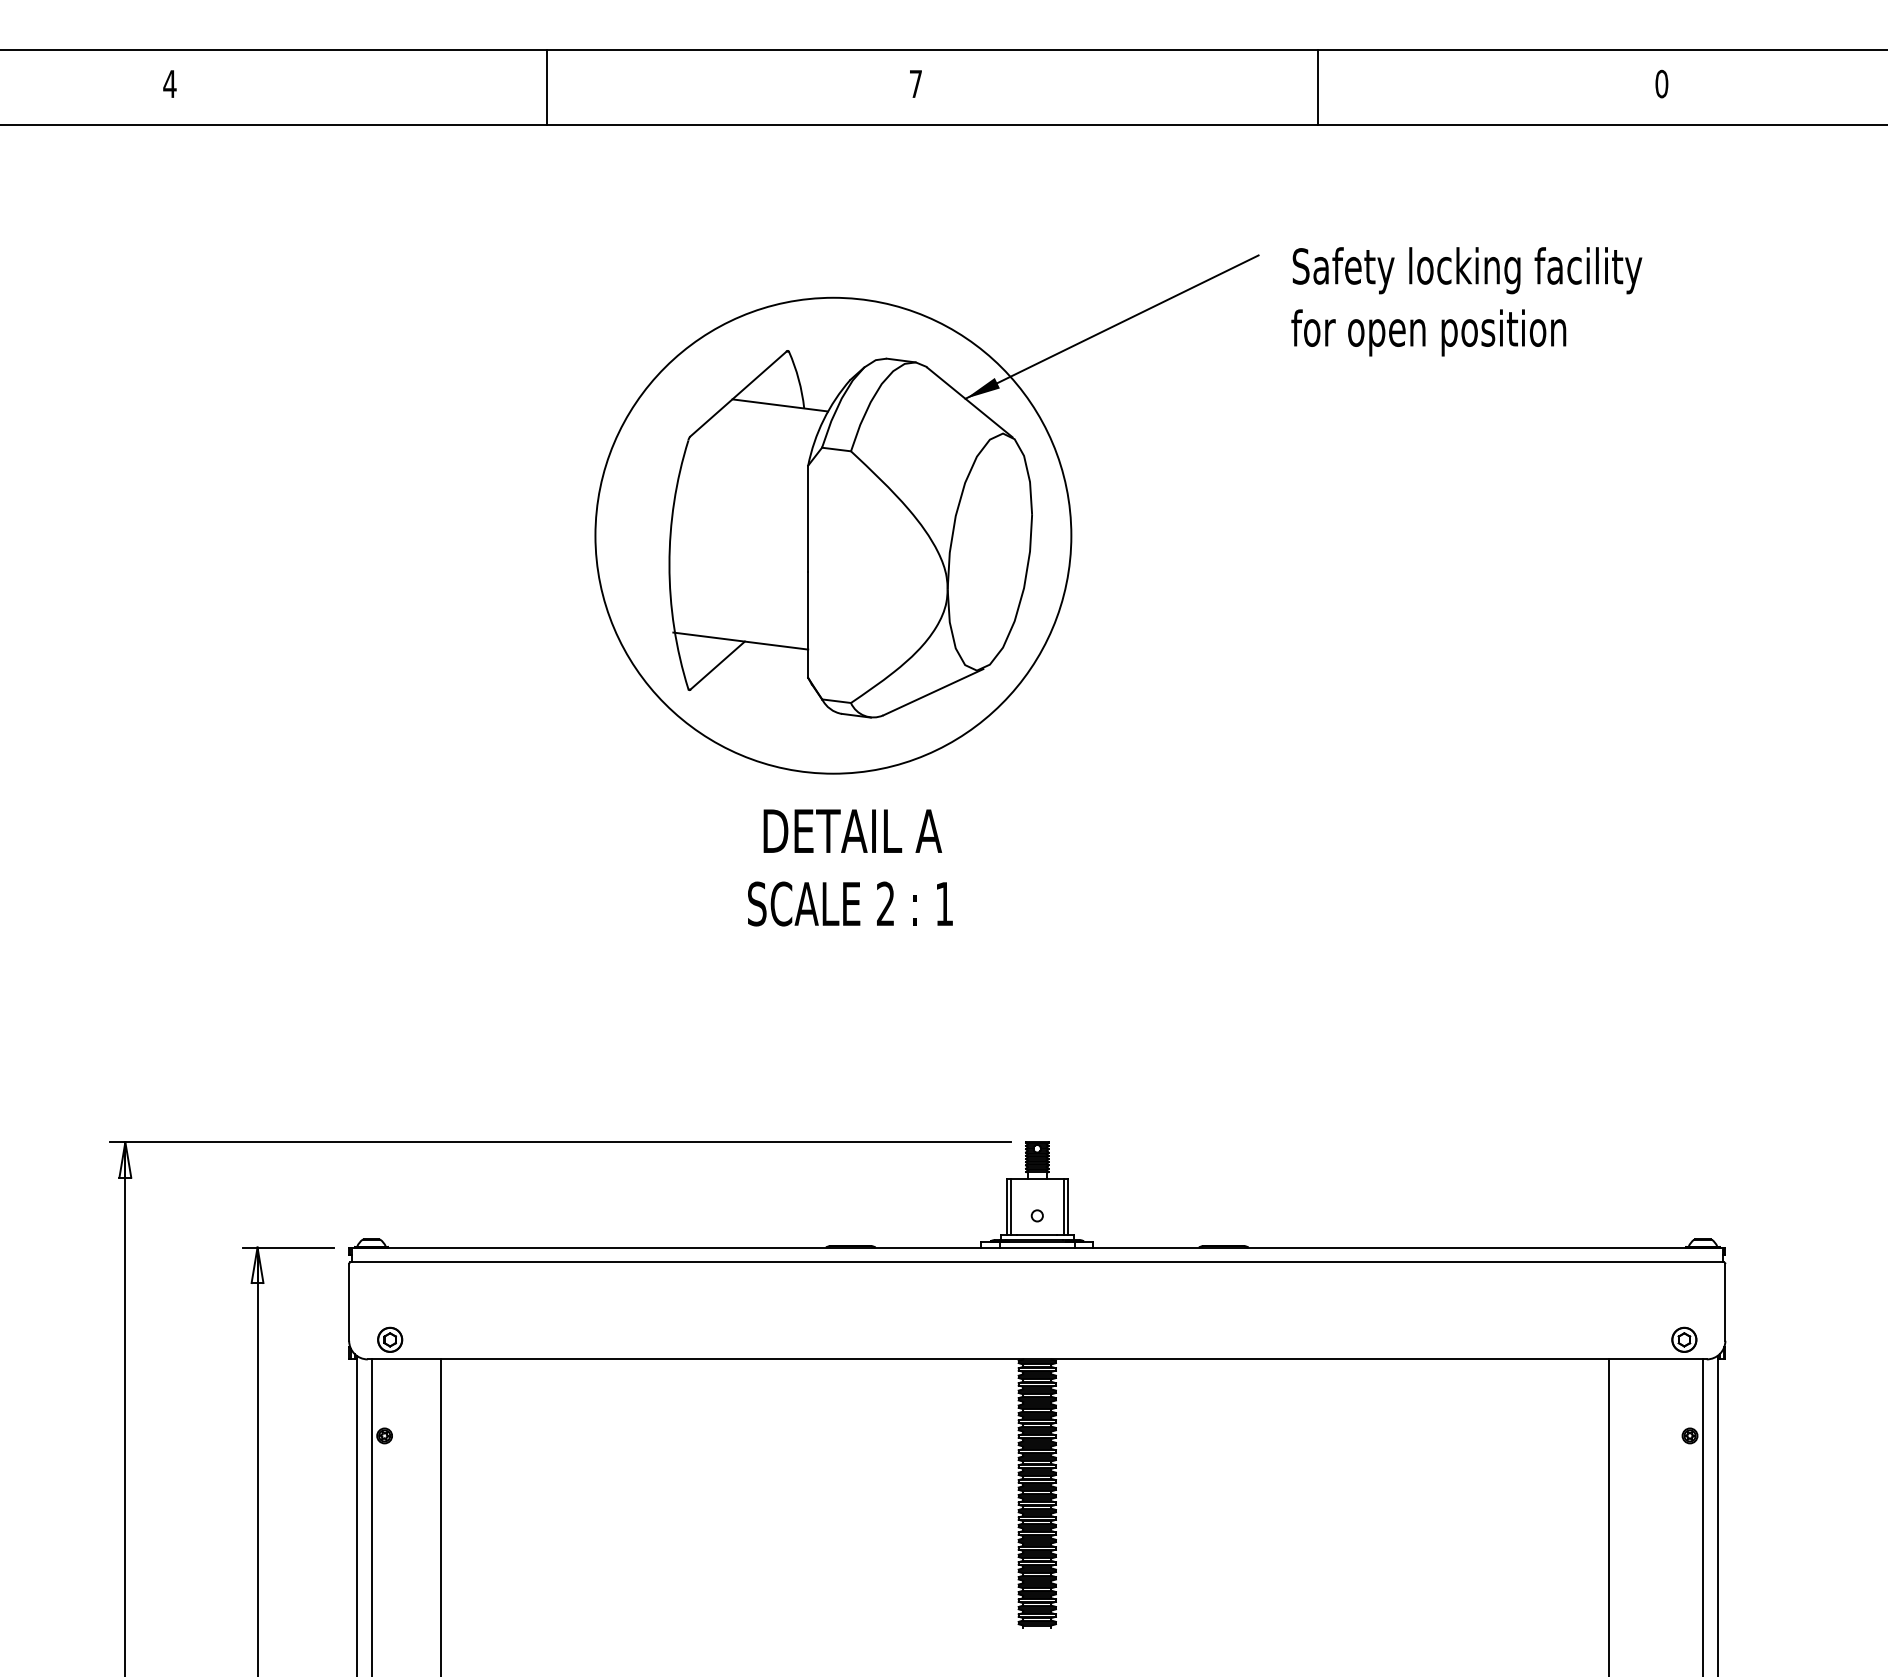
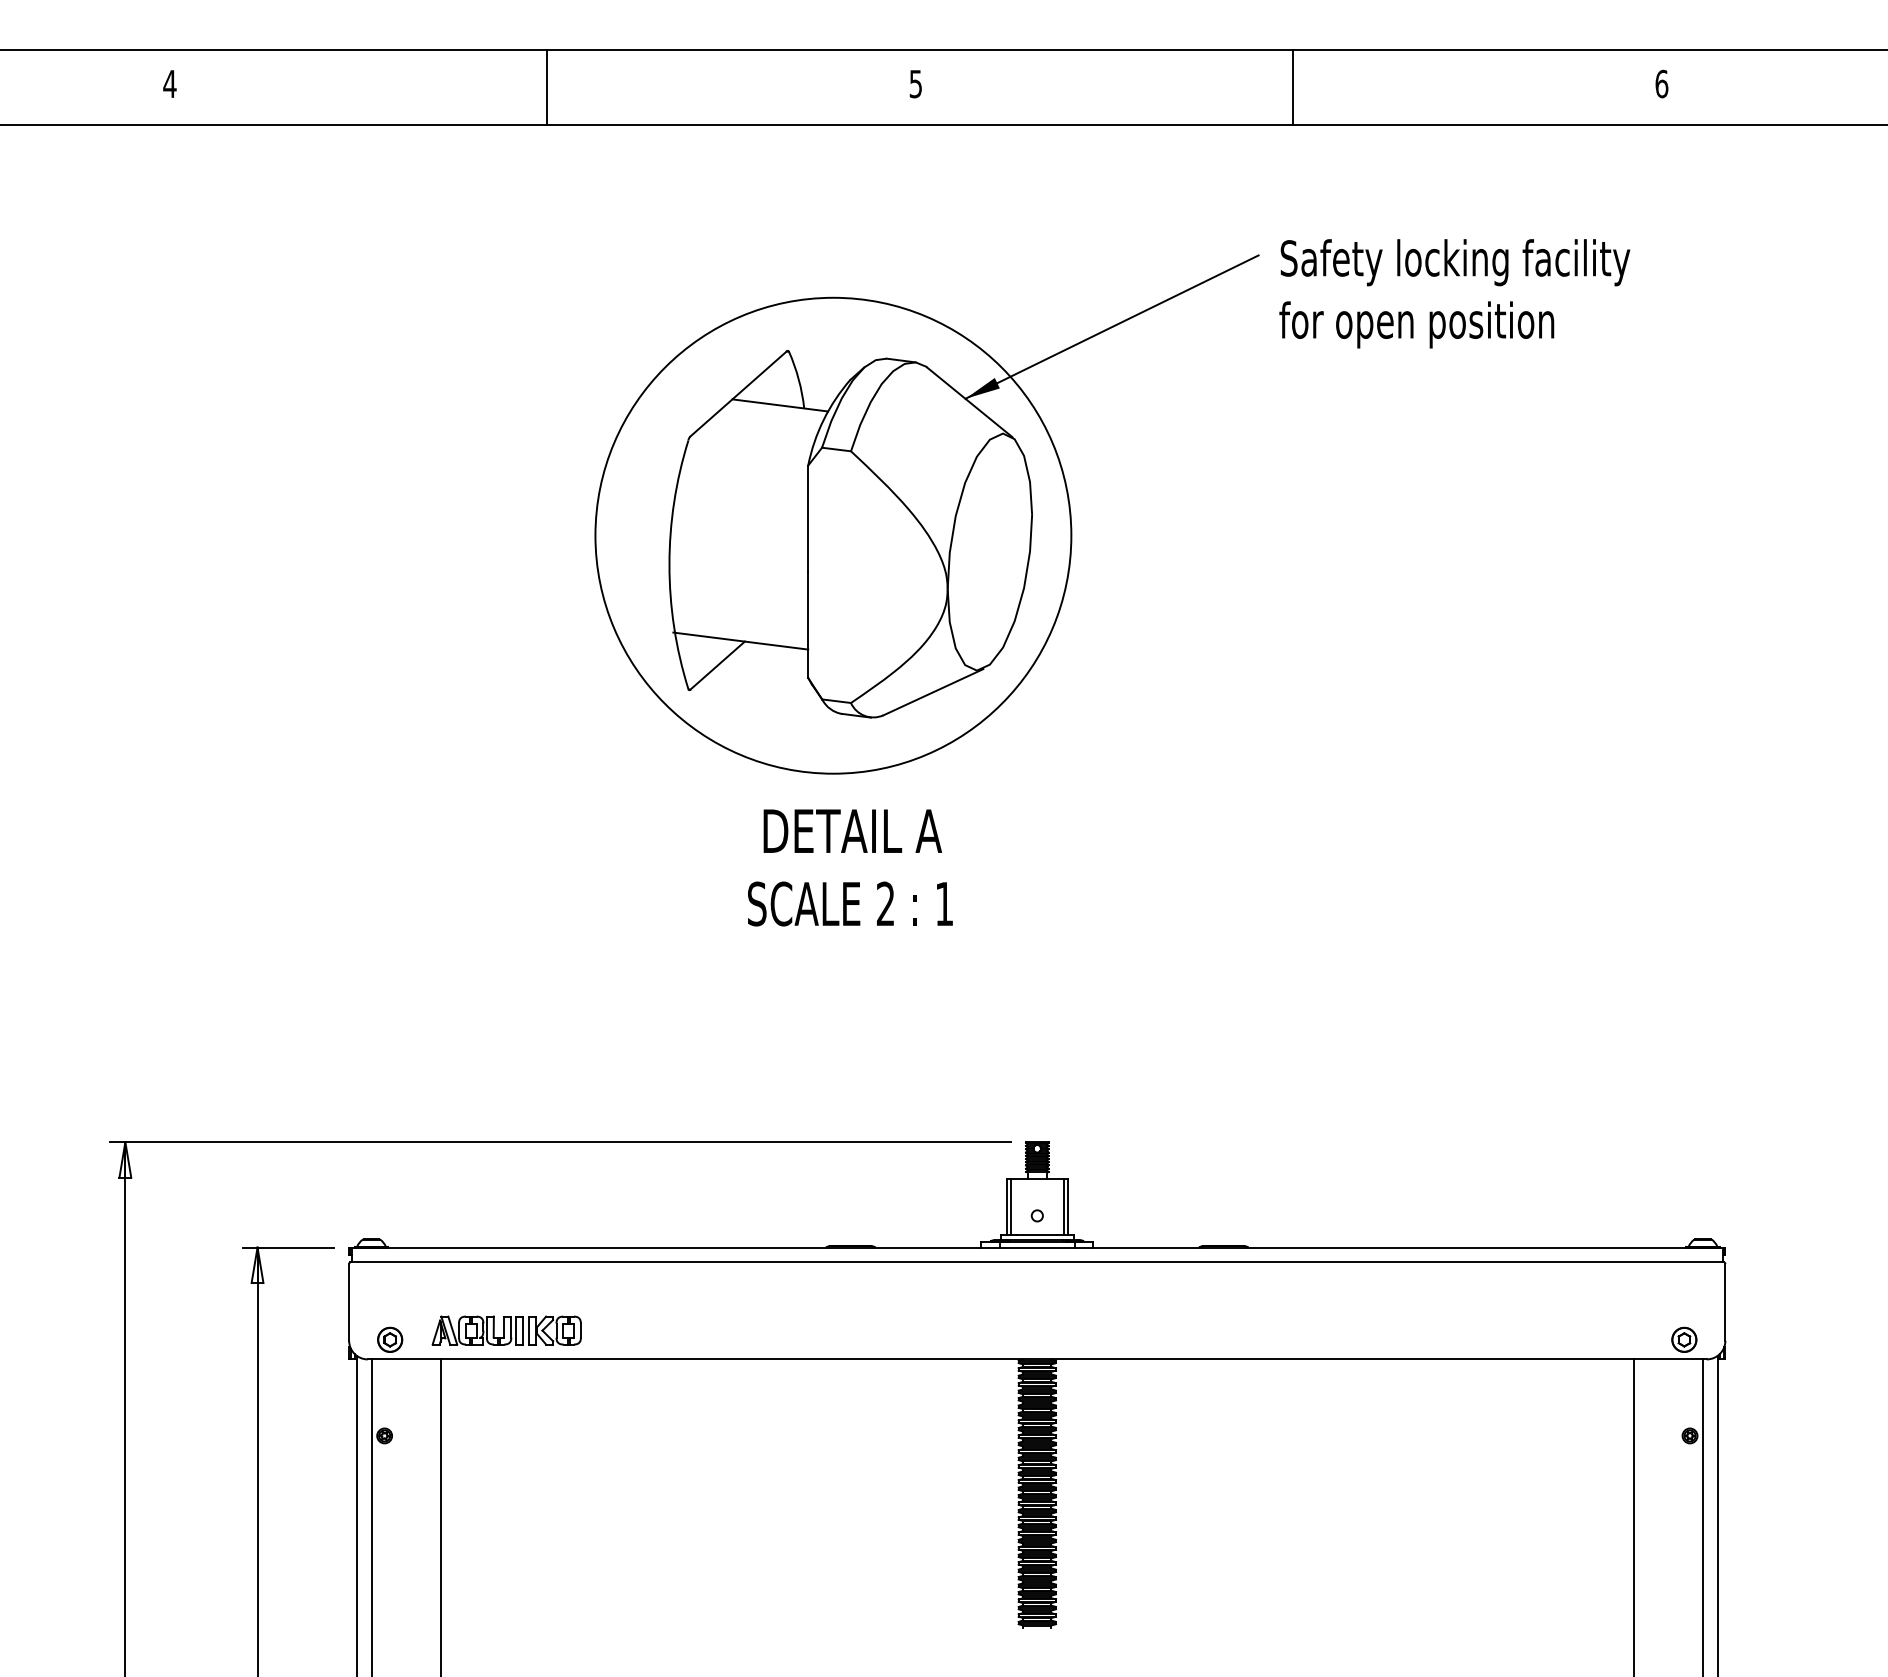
text: 0 -> 6 (1661, 83)
text: 7 -> 5 (915, 84)
line position: (1318, 87) -> (1293, 87) (1293, 87)
text position: (1466, 301) -> (1454, 293) (1454, 293)
part: none -> present (506, 1330)
line position: (1609, 1516) -> (1634, 1516) (1634, 1516)
